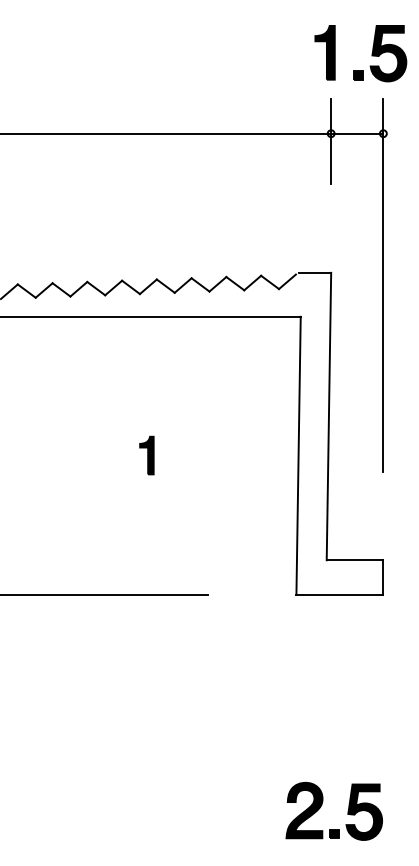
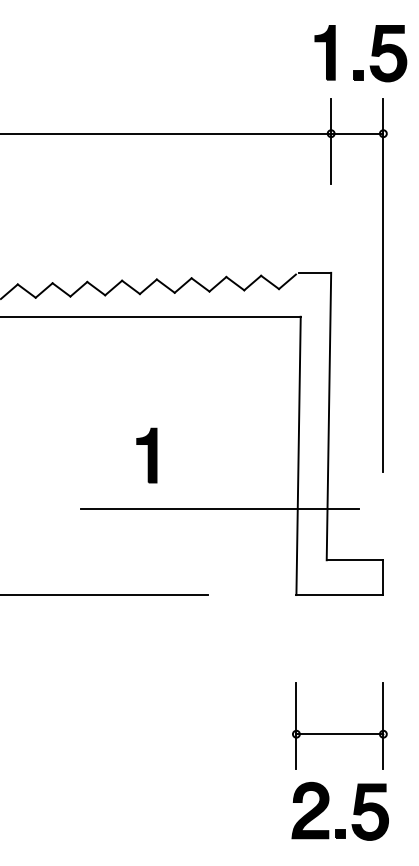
part size: 16x41 px -> 22x57 px (146, 455)
line: none -> present (219, 509)
part: none -> present (339, 733)
part position: (322, 805) -> (328, 805) (328, 805)
